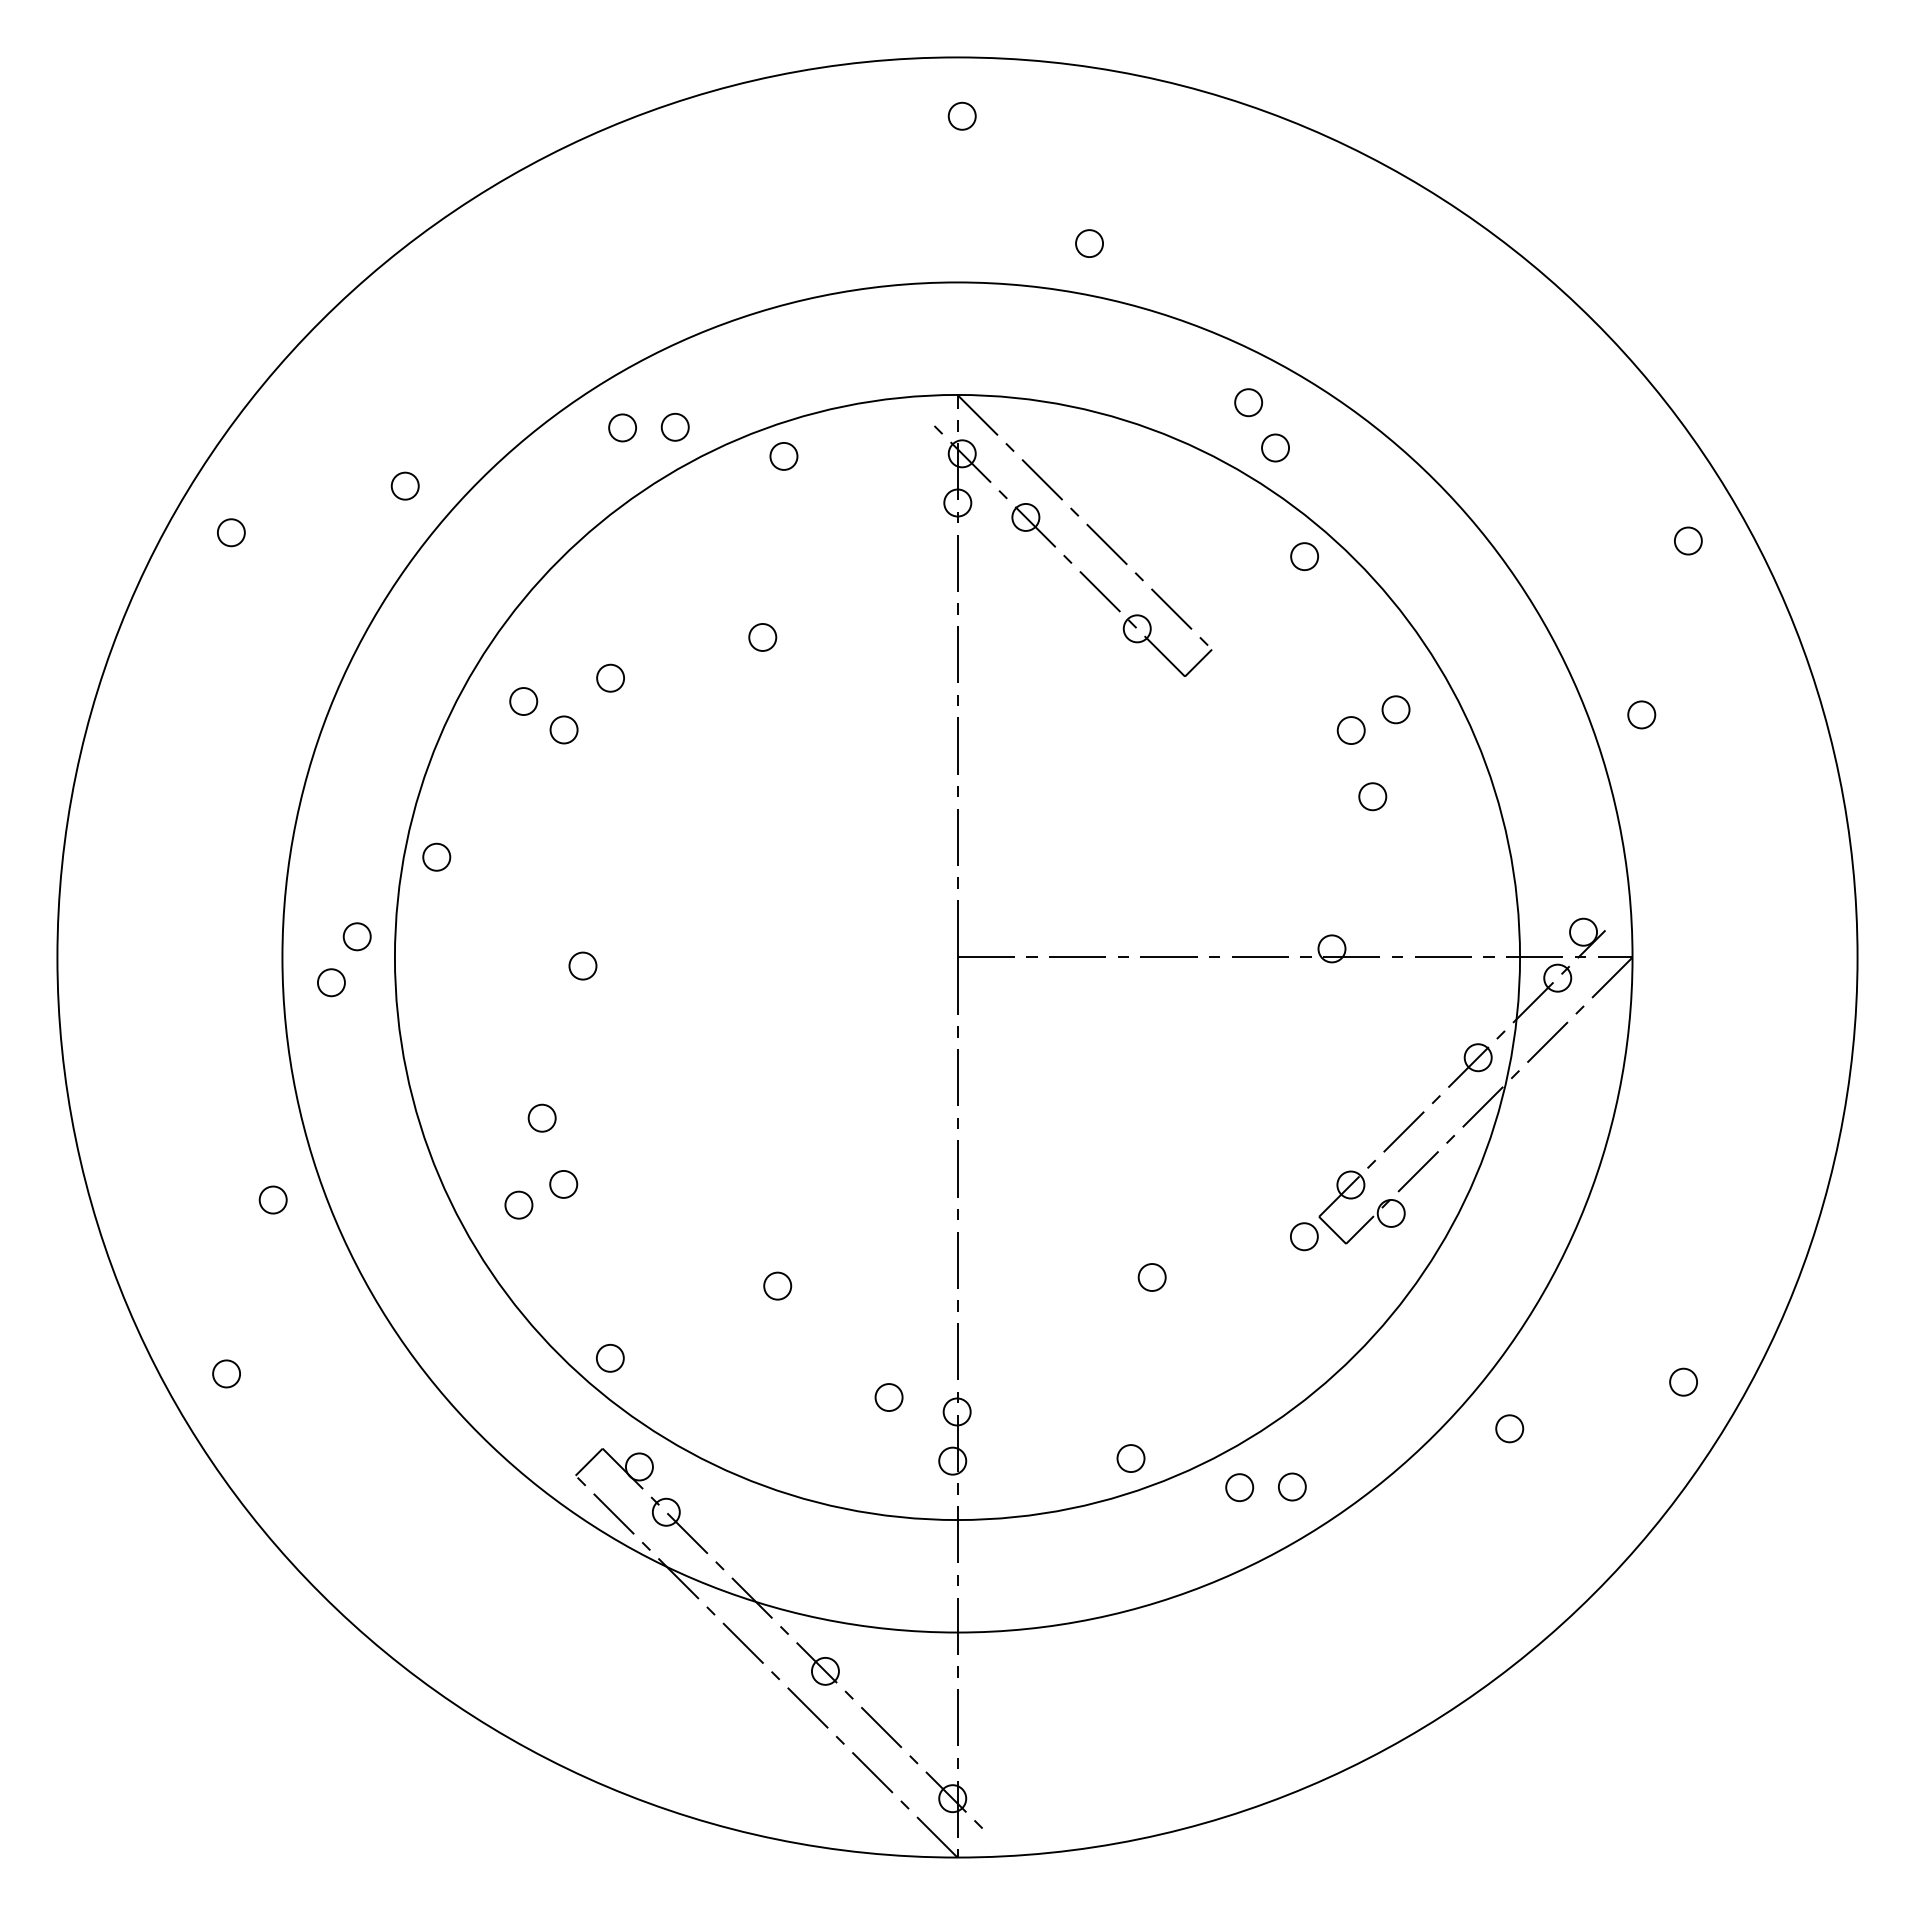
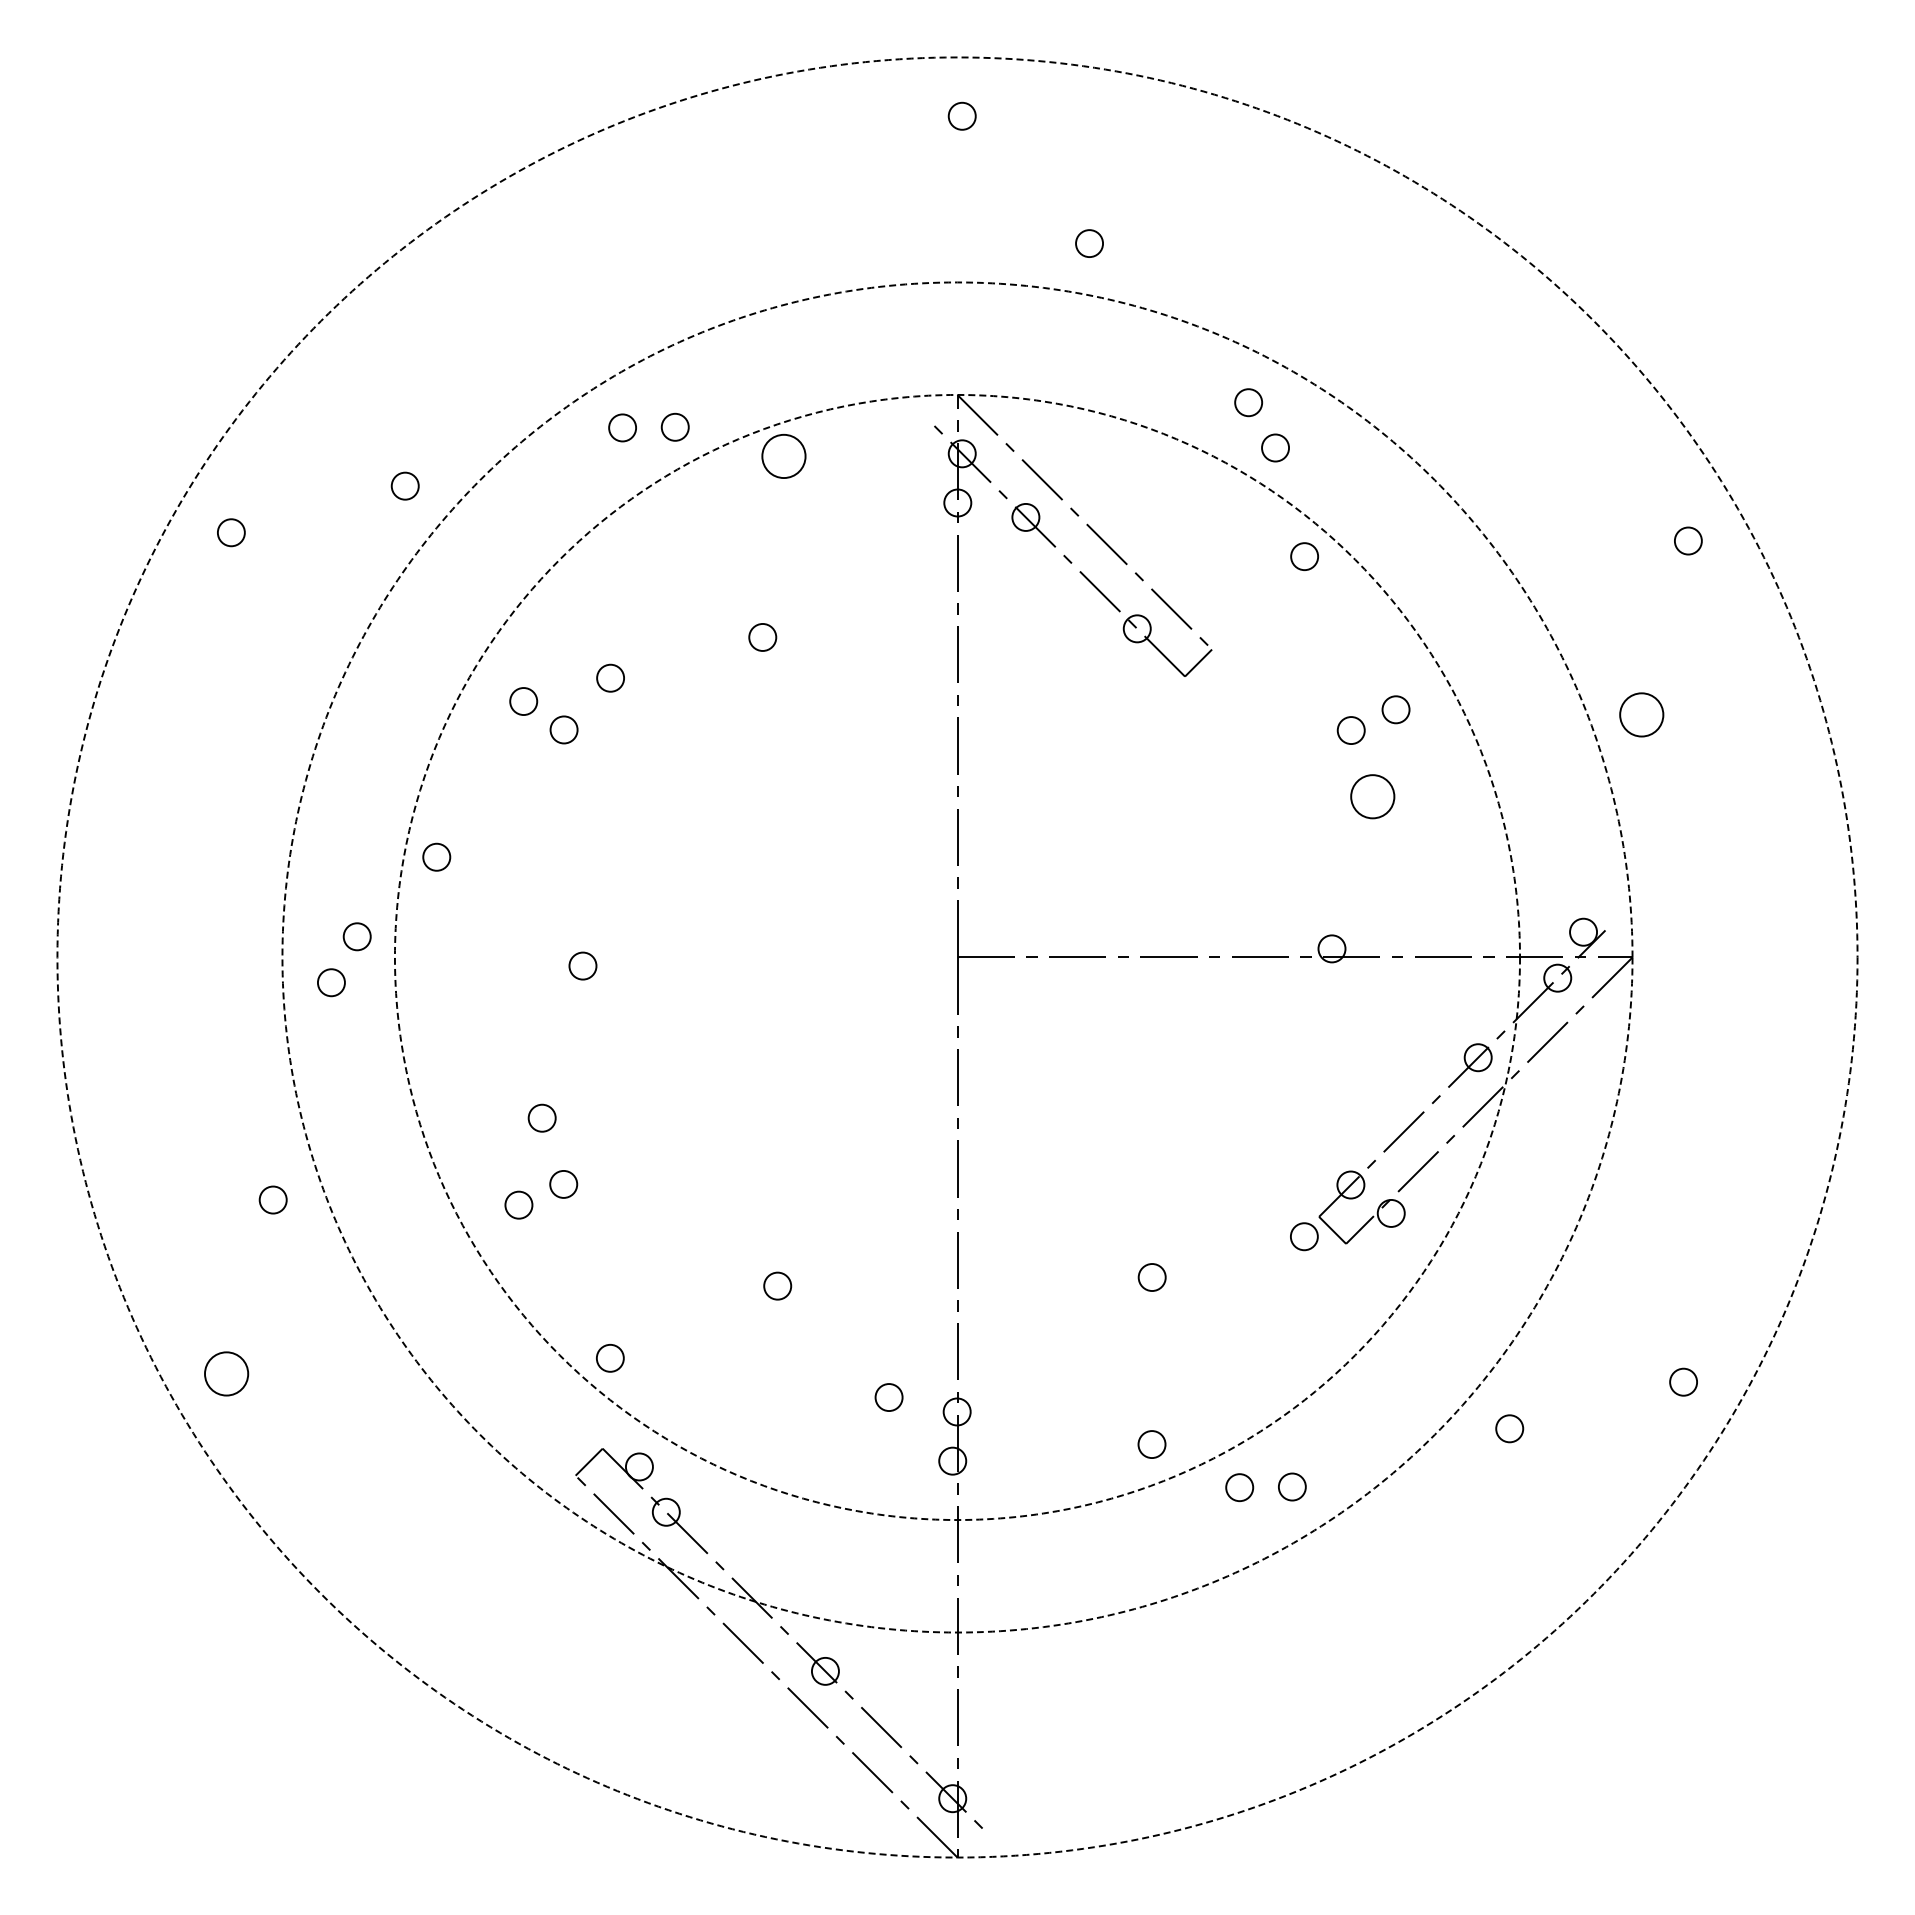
circle diameter: 27 px -> 43 px (783, 456)
circle diameter: 27 px -> 43 px (1641, 714)
circle diameter: 27 px -> 43 px (1372, 796)
circle: solid -> dashed (957, 957)
circle: solid -> dashed (957, 957)
circle: solid -> dashed (957, 957)
circle diameter: 27 px -> 43 px (226, 1373)
circle position: (1130, 1458) -> (1151, 1444) (1151, 1444)
